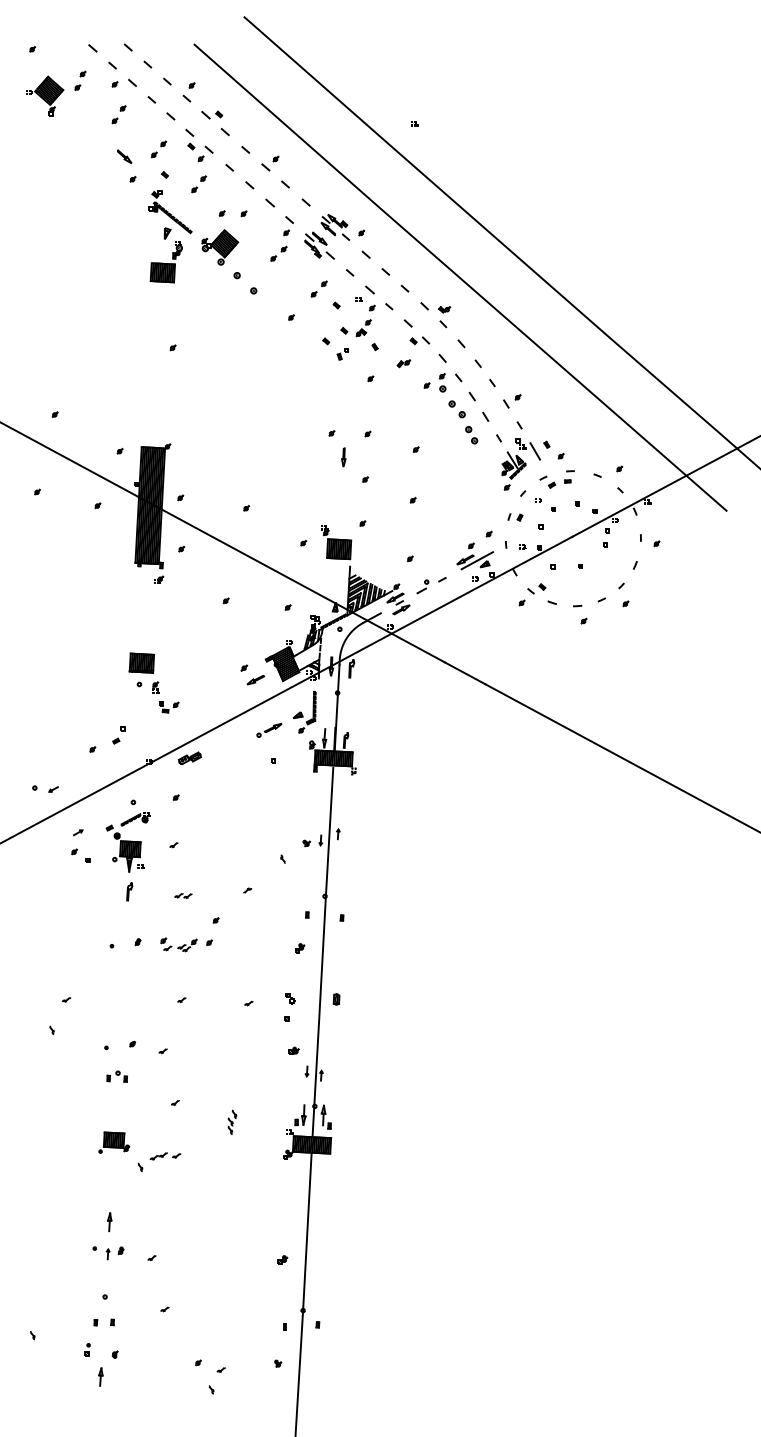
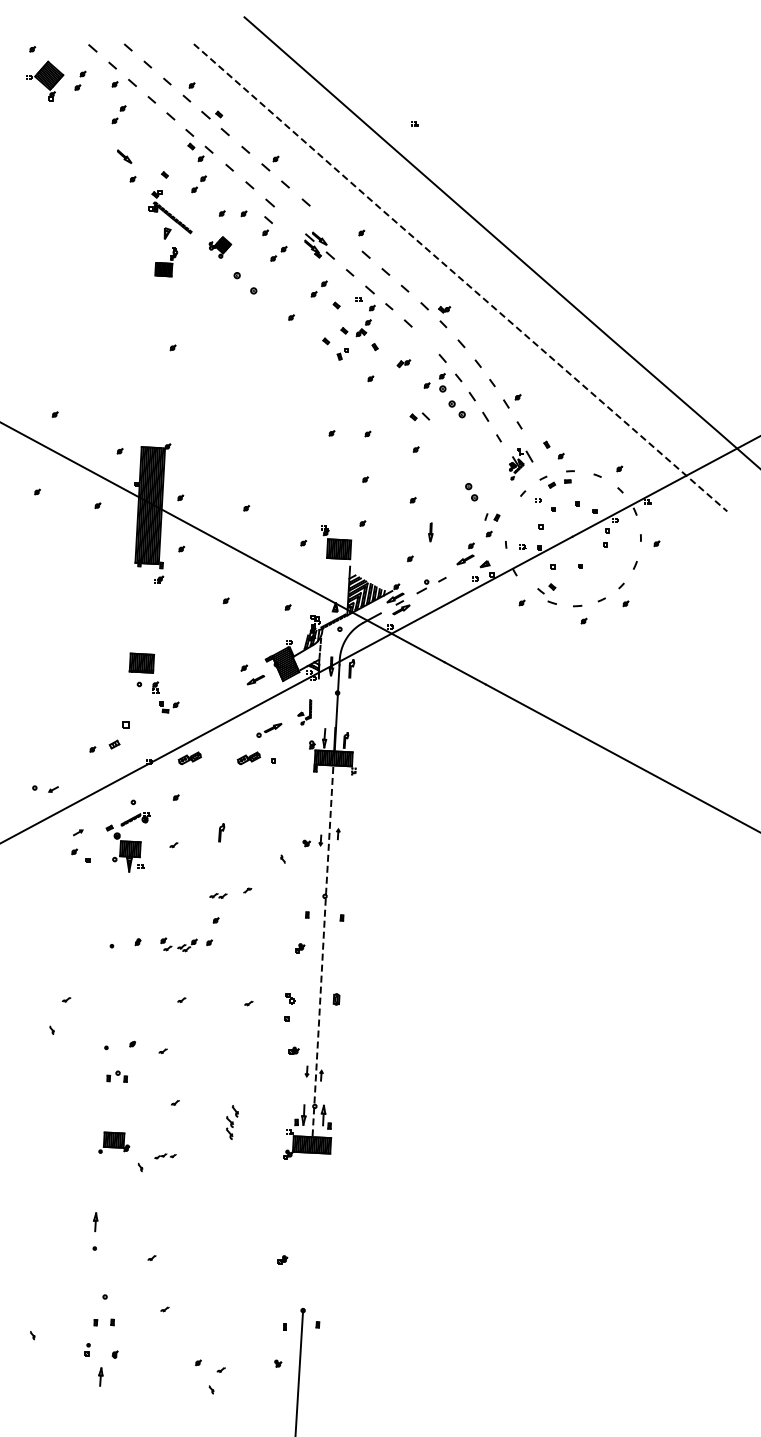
part position: (45, 95) -> (45, 80) (45, 80)
part: present -> none (158, 149)
part position: (288, 226) -> (267, 226) (267, 226)
part: present -> none (335, 227)
part size: 39x37 px -> 25x23 px (220, 247)
part size: 34x43 px -> 25x31 px (166, 262)
line: solid -> dashed (460, 278)
part position: (419, 340) -> (419, 416) (419, 416)
part position: (471, 435) -> (471, 492) (471, 492)
part position: (343, 457) -> (430, 532) (430, 532)
part size: 40x53 px -> 25x33 px (521, 464)
part position: (515, 517) -> (492, 517) (492, 517)
line: present -> none (477, 560)
part position: (536, 588) -> (546, 588) (546, 588)
part size: 25x43 px -> 16x27 px (304, 712)
part size: 14x19 px -> 22x29 px (118, 735)
part: none -> present (248, 758)
part position: (129, 891) -> (221, 832) (221, 832)
part position: (183, 895) -> (218, 895) (218, 895)
line: solid -> dashed (322, 951)
part size: 11x26 px -> 13x35 px (232, 1122)
part size: 33x9 px -> 23x7 px (165, 1156)
part position: (109, 1222) -> (95, 1222) (95, 1222)
line: present -> none (307, 1231)
part: present -> none (114, 1253)
